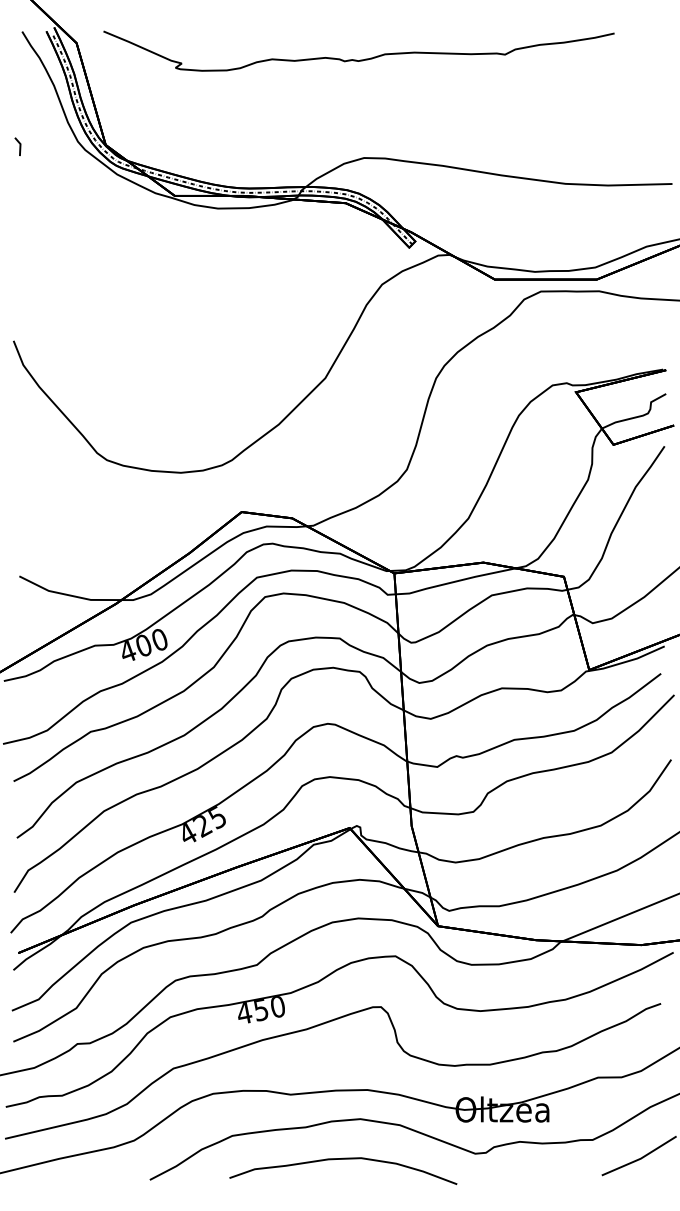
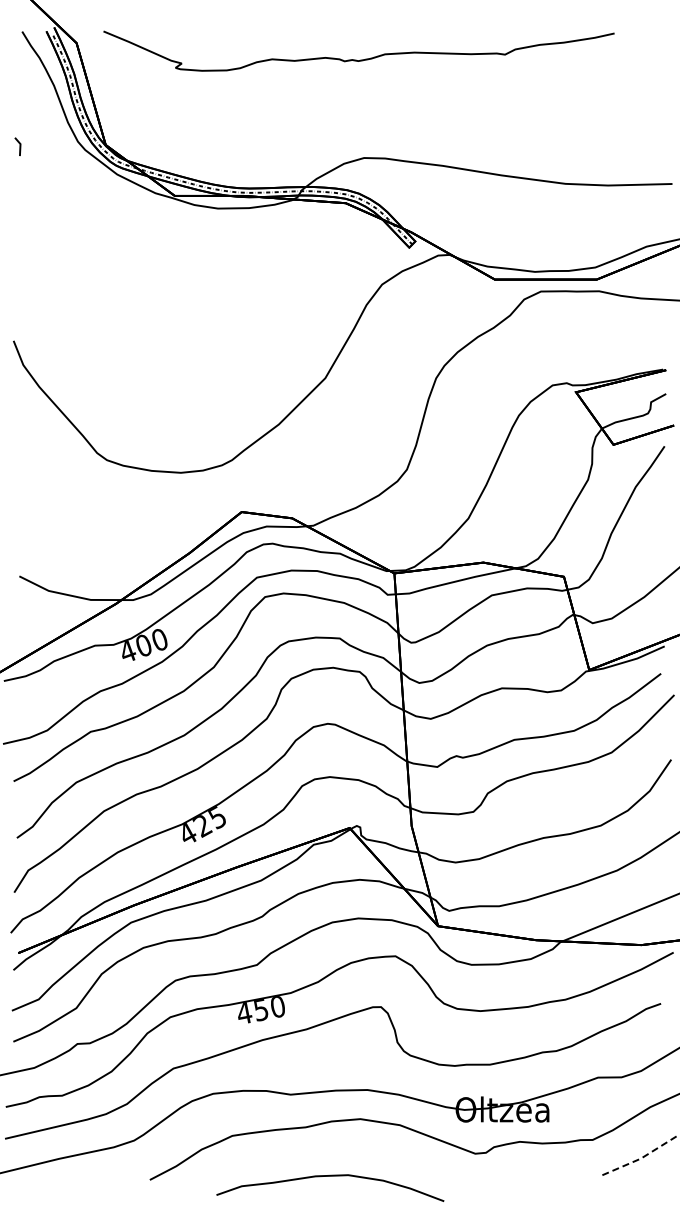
line: solid -> dashed (640, 1158)
curve position: (343, 1159) -> (330, 1176) (330, 1176)
